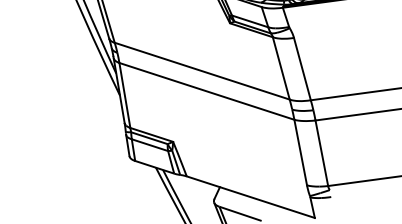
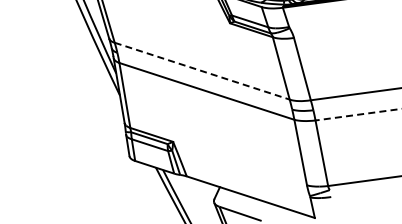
line: solid -> dashed (202, 71)
line: solid -> dashed (358, 114)
